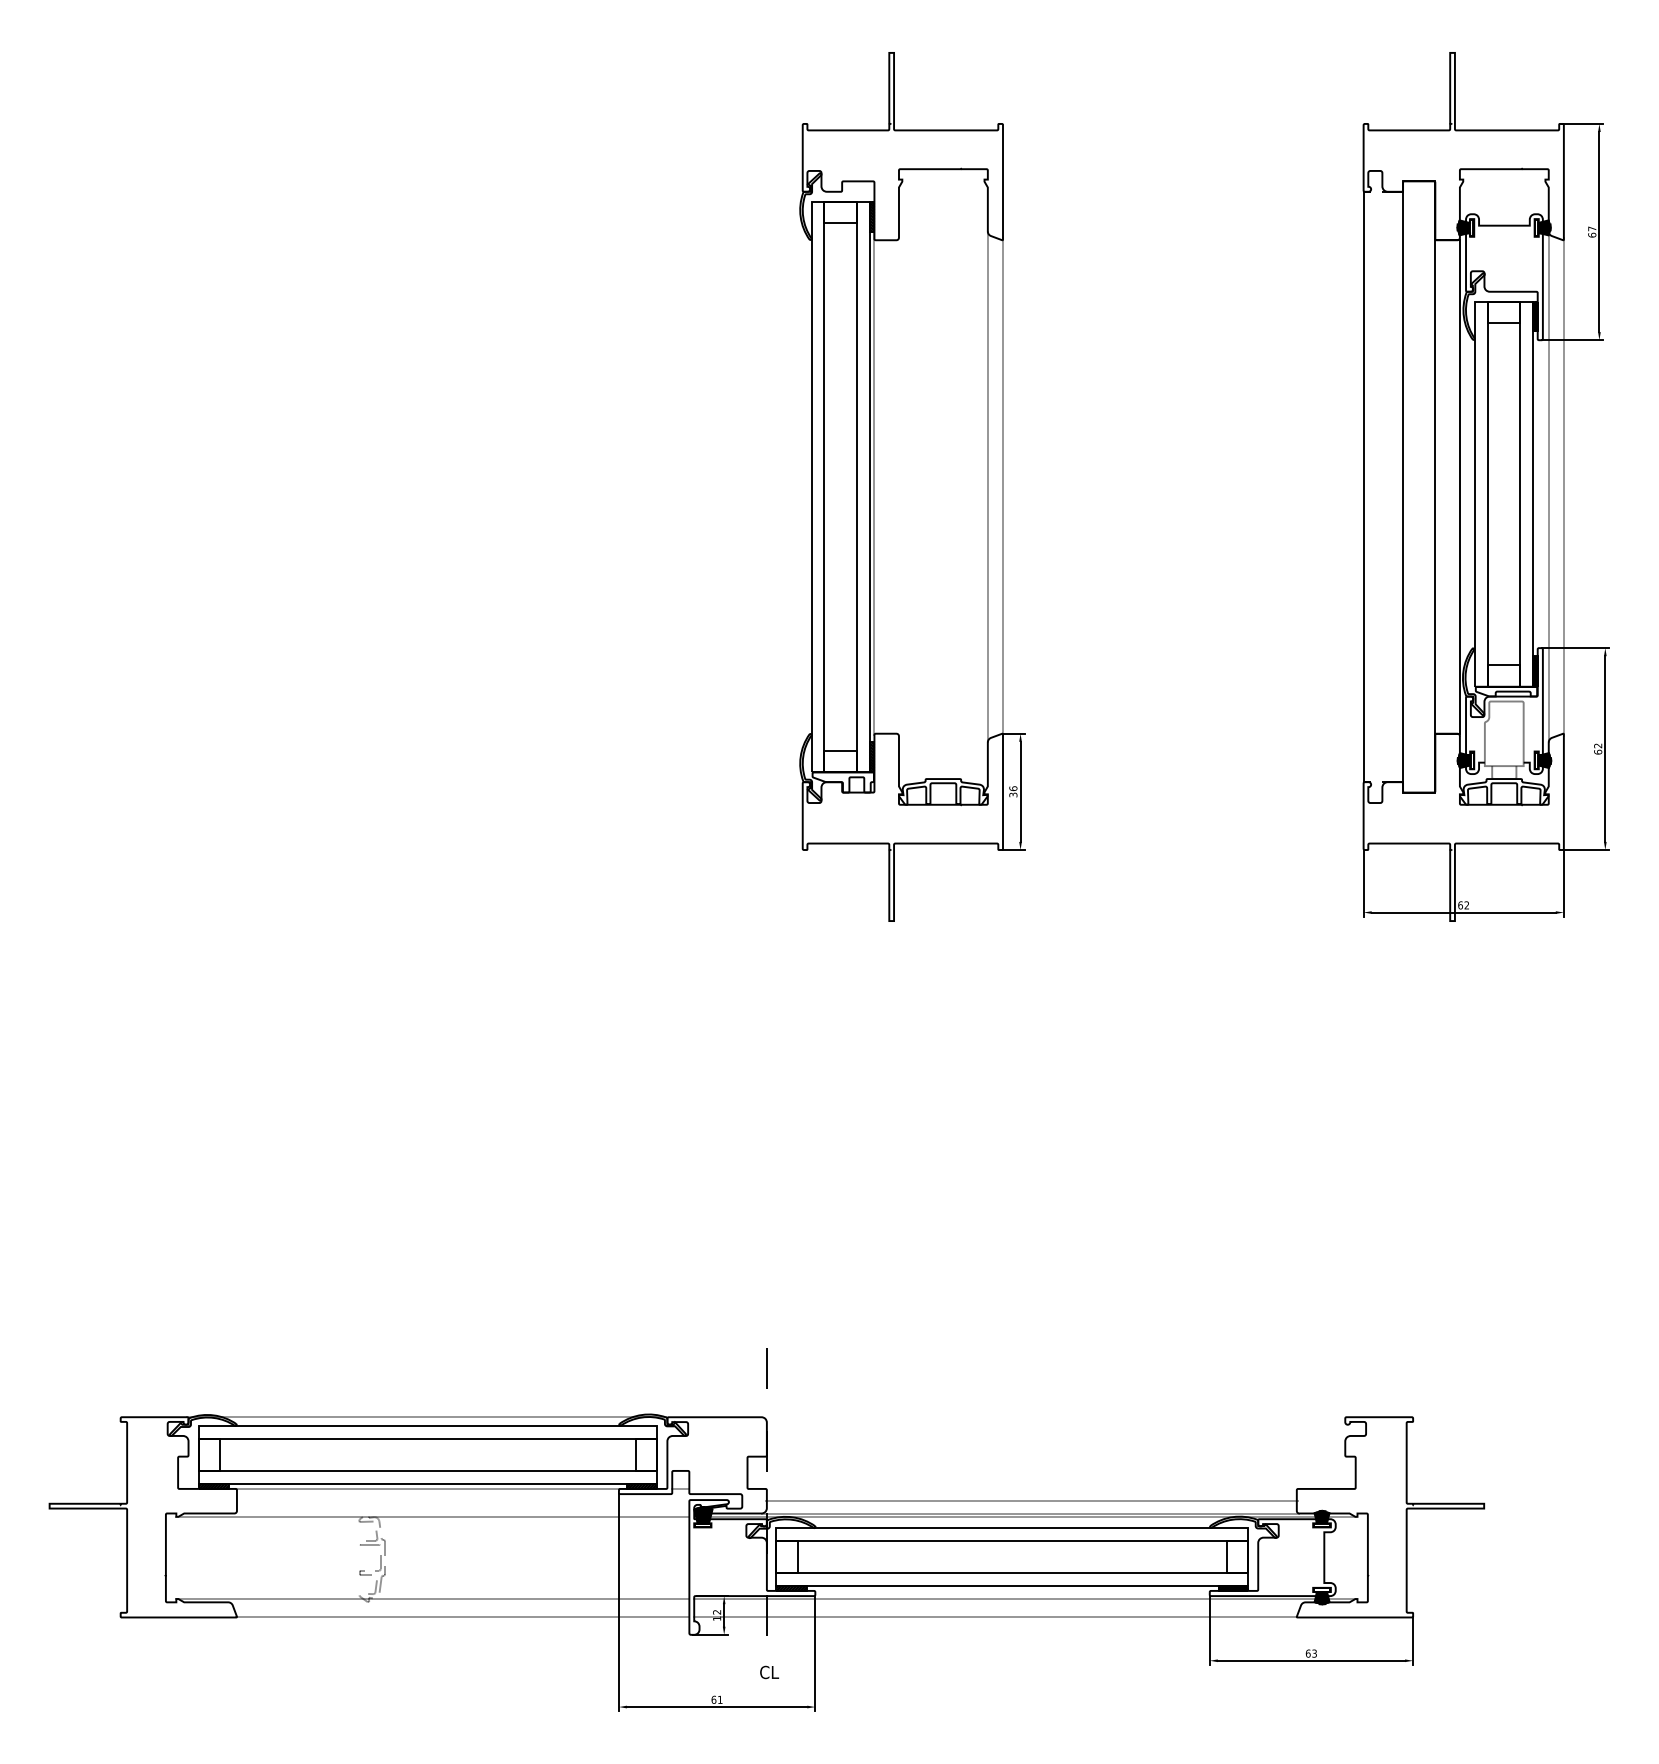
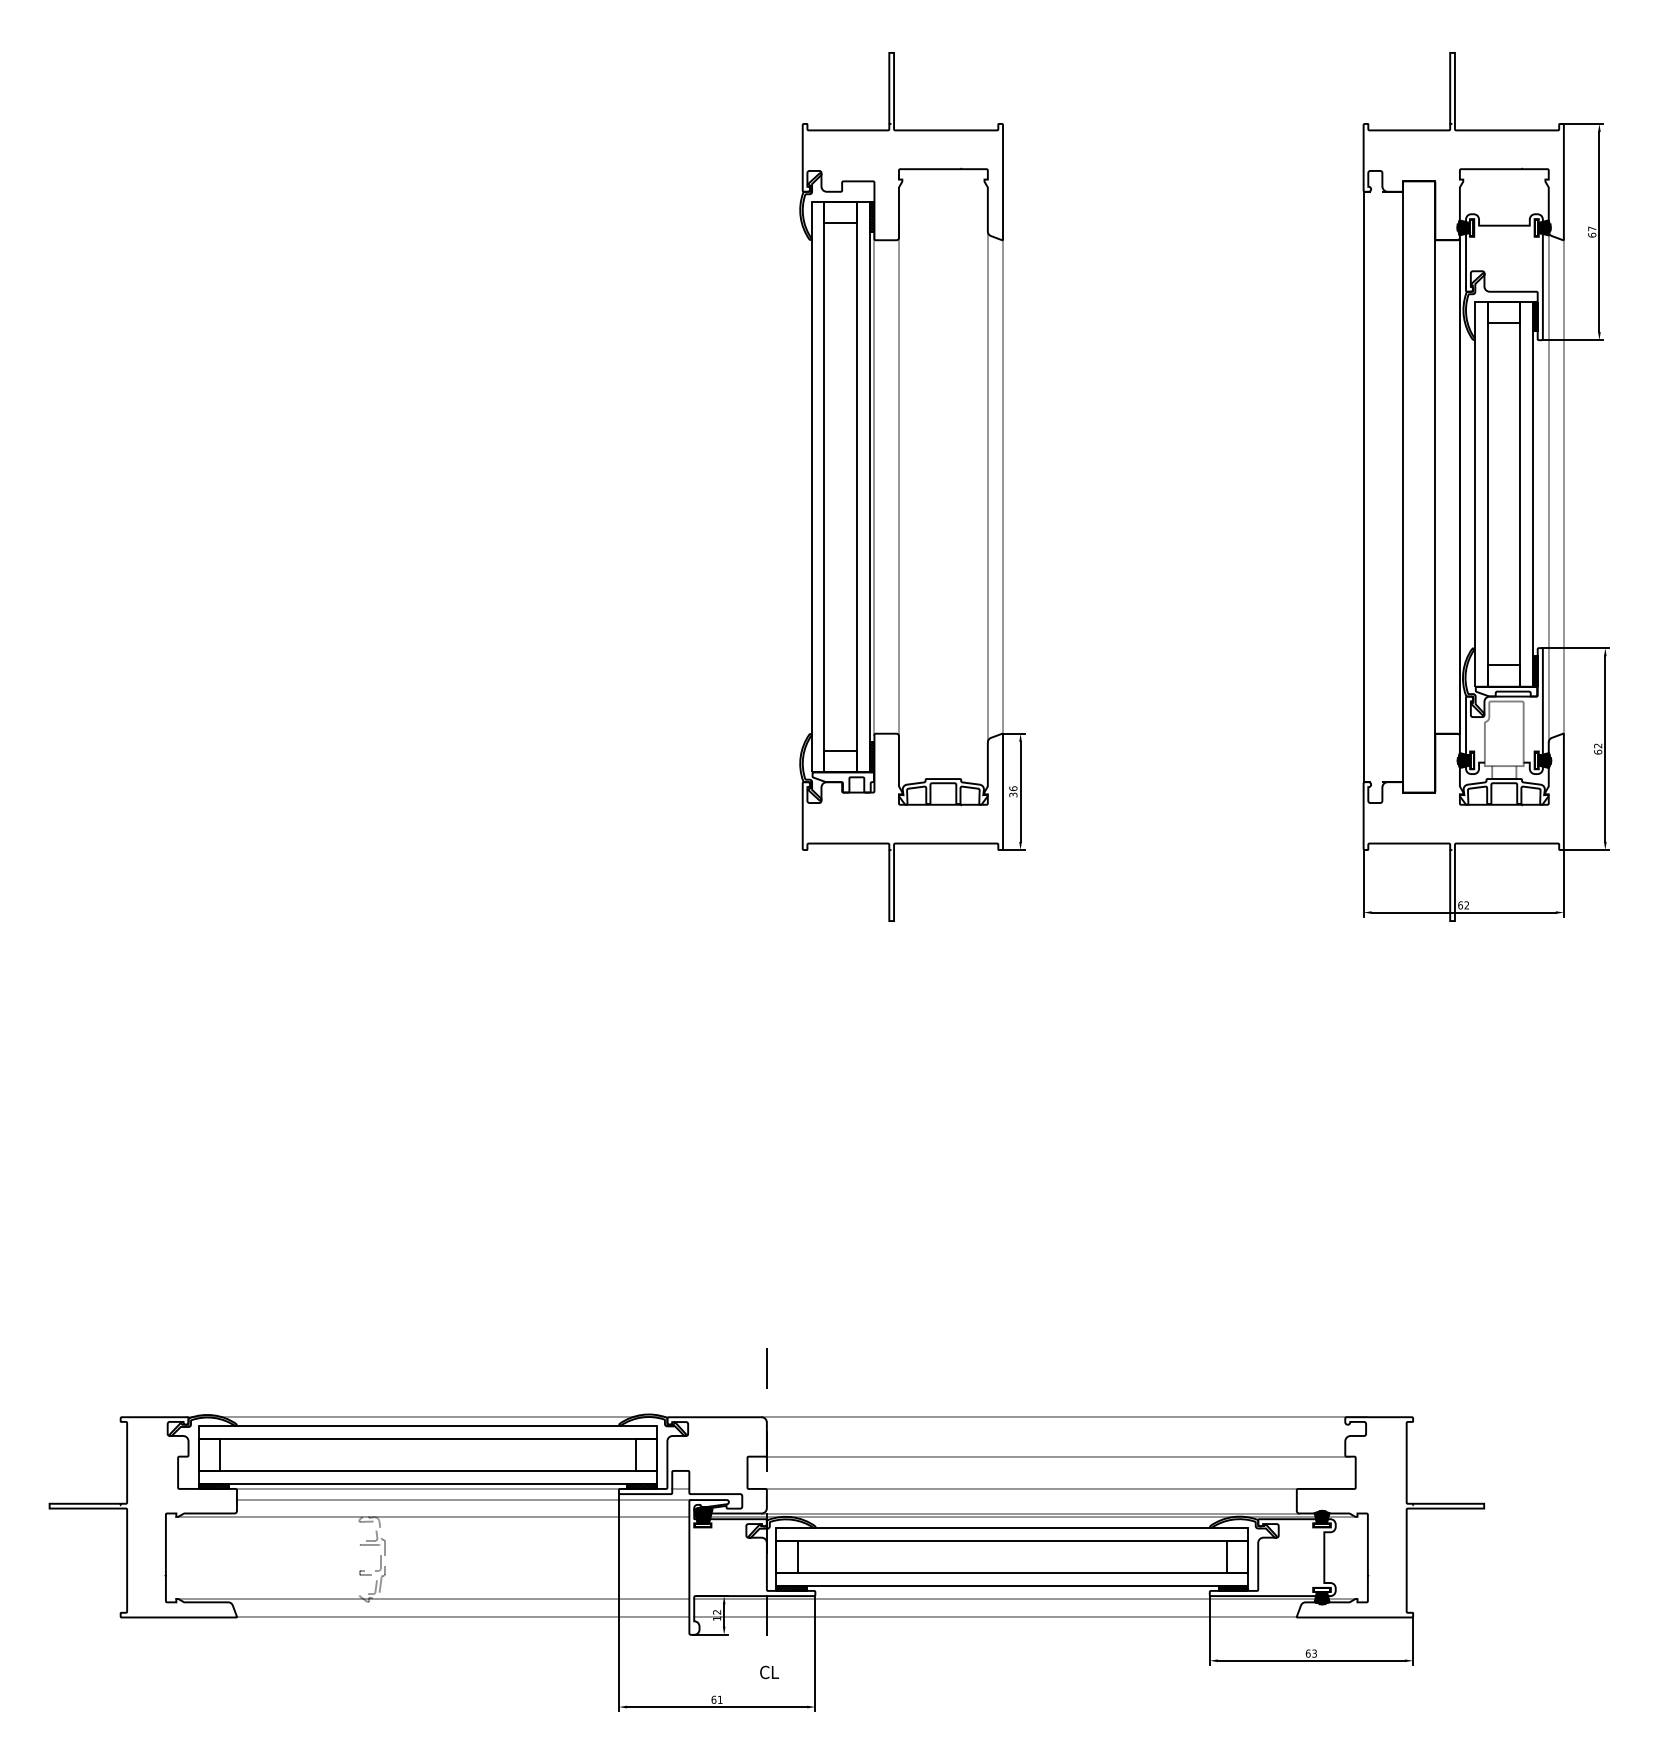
line: none -> present (898, 480)
line: none -> present (1064, 1417)
line: none -> present (1057, 1456)
line: none -> present (463, 1500)
line position: (1031, 1500) -> (1031, 1488) (1031, 1488)
